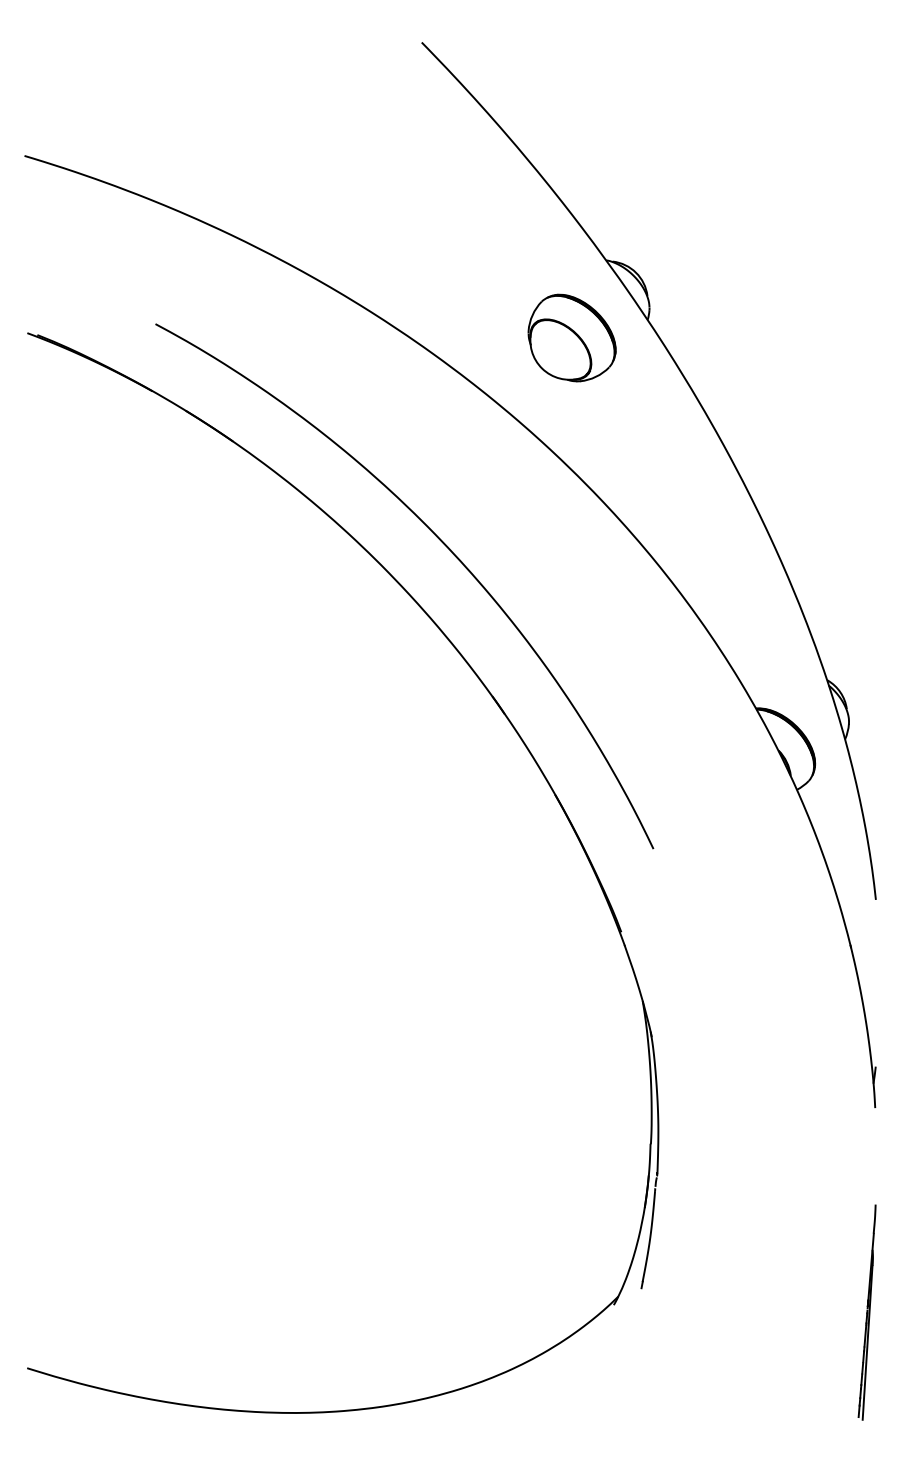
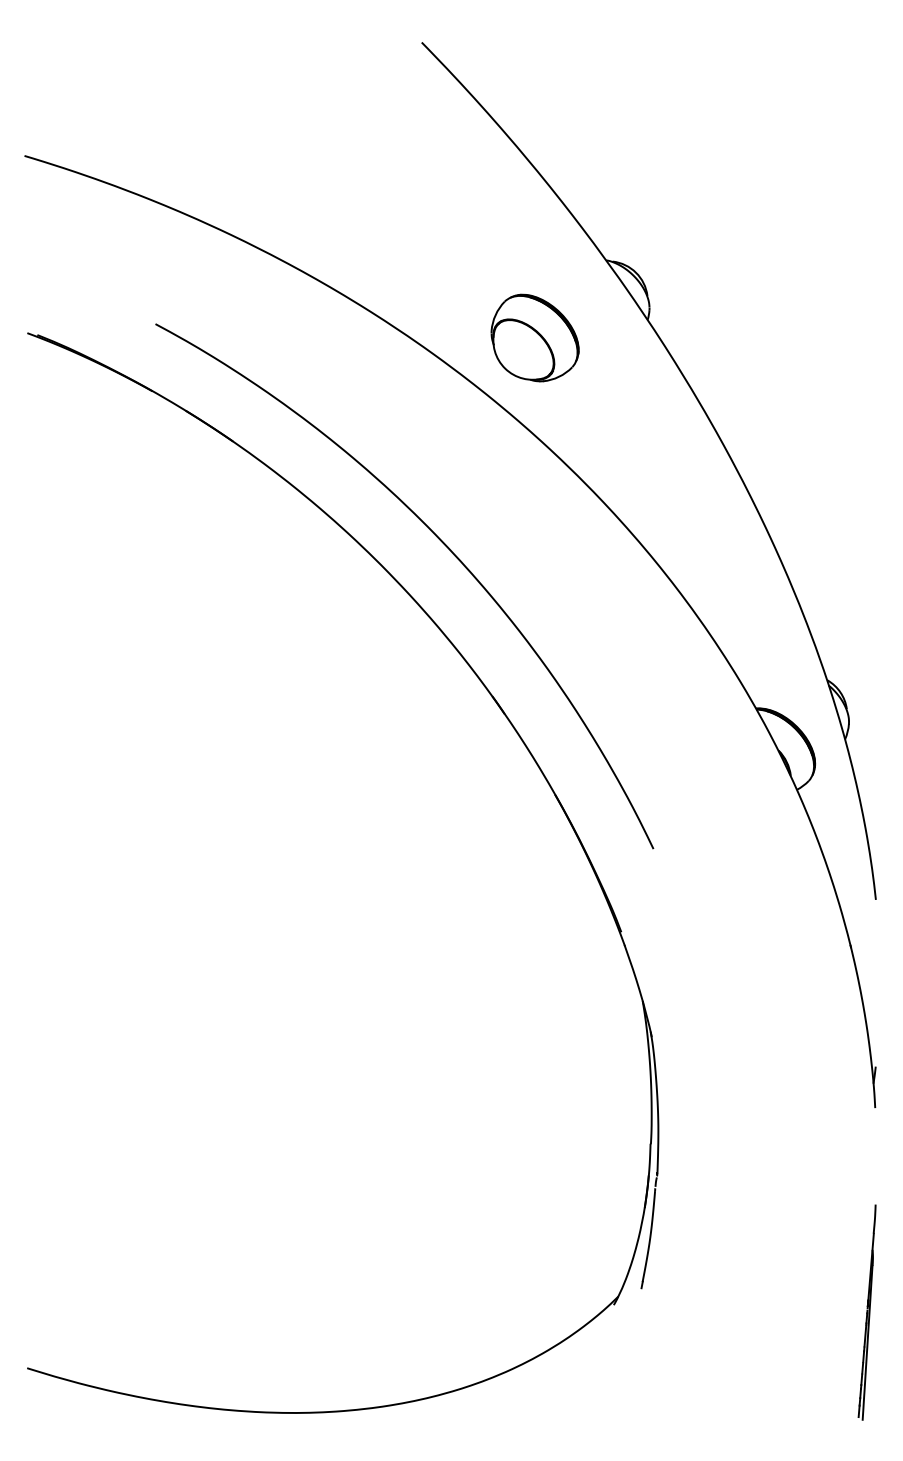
part position: (571, 337) -> (534, 337) (534, 337)
